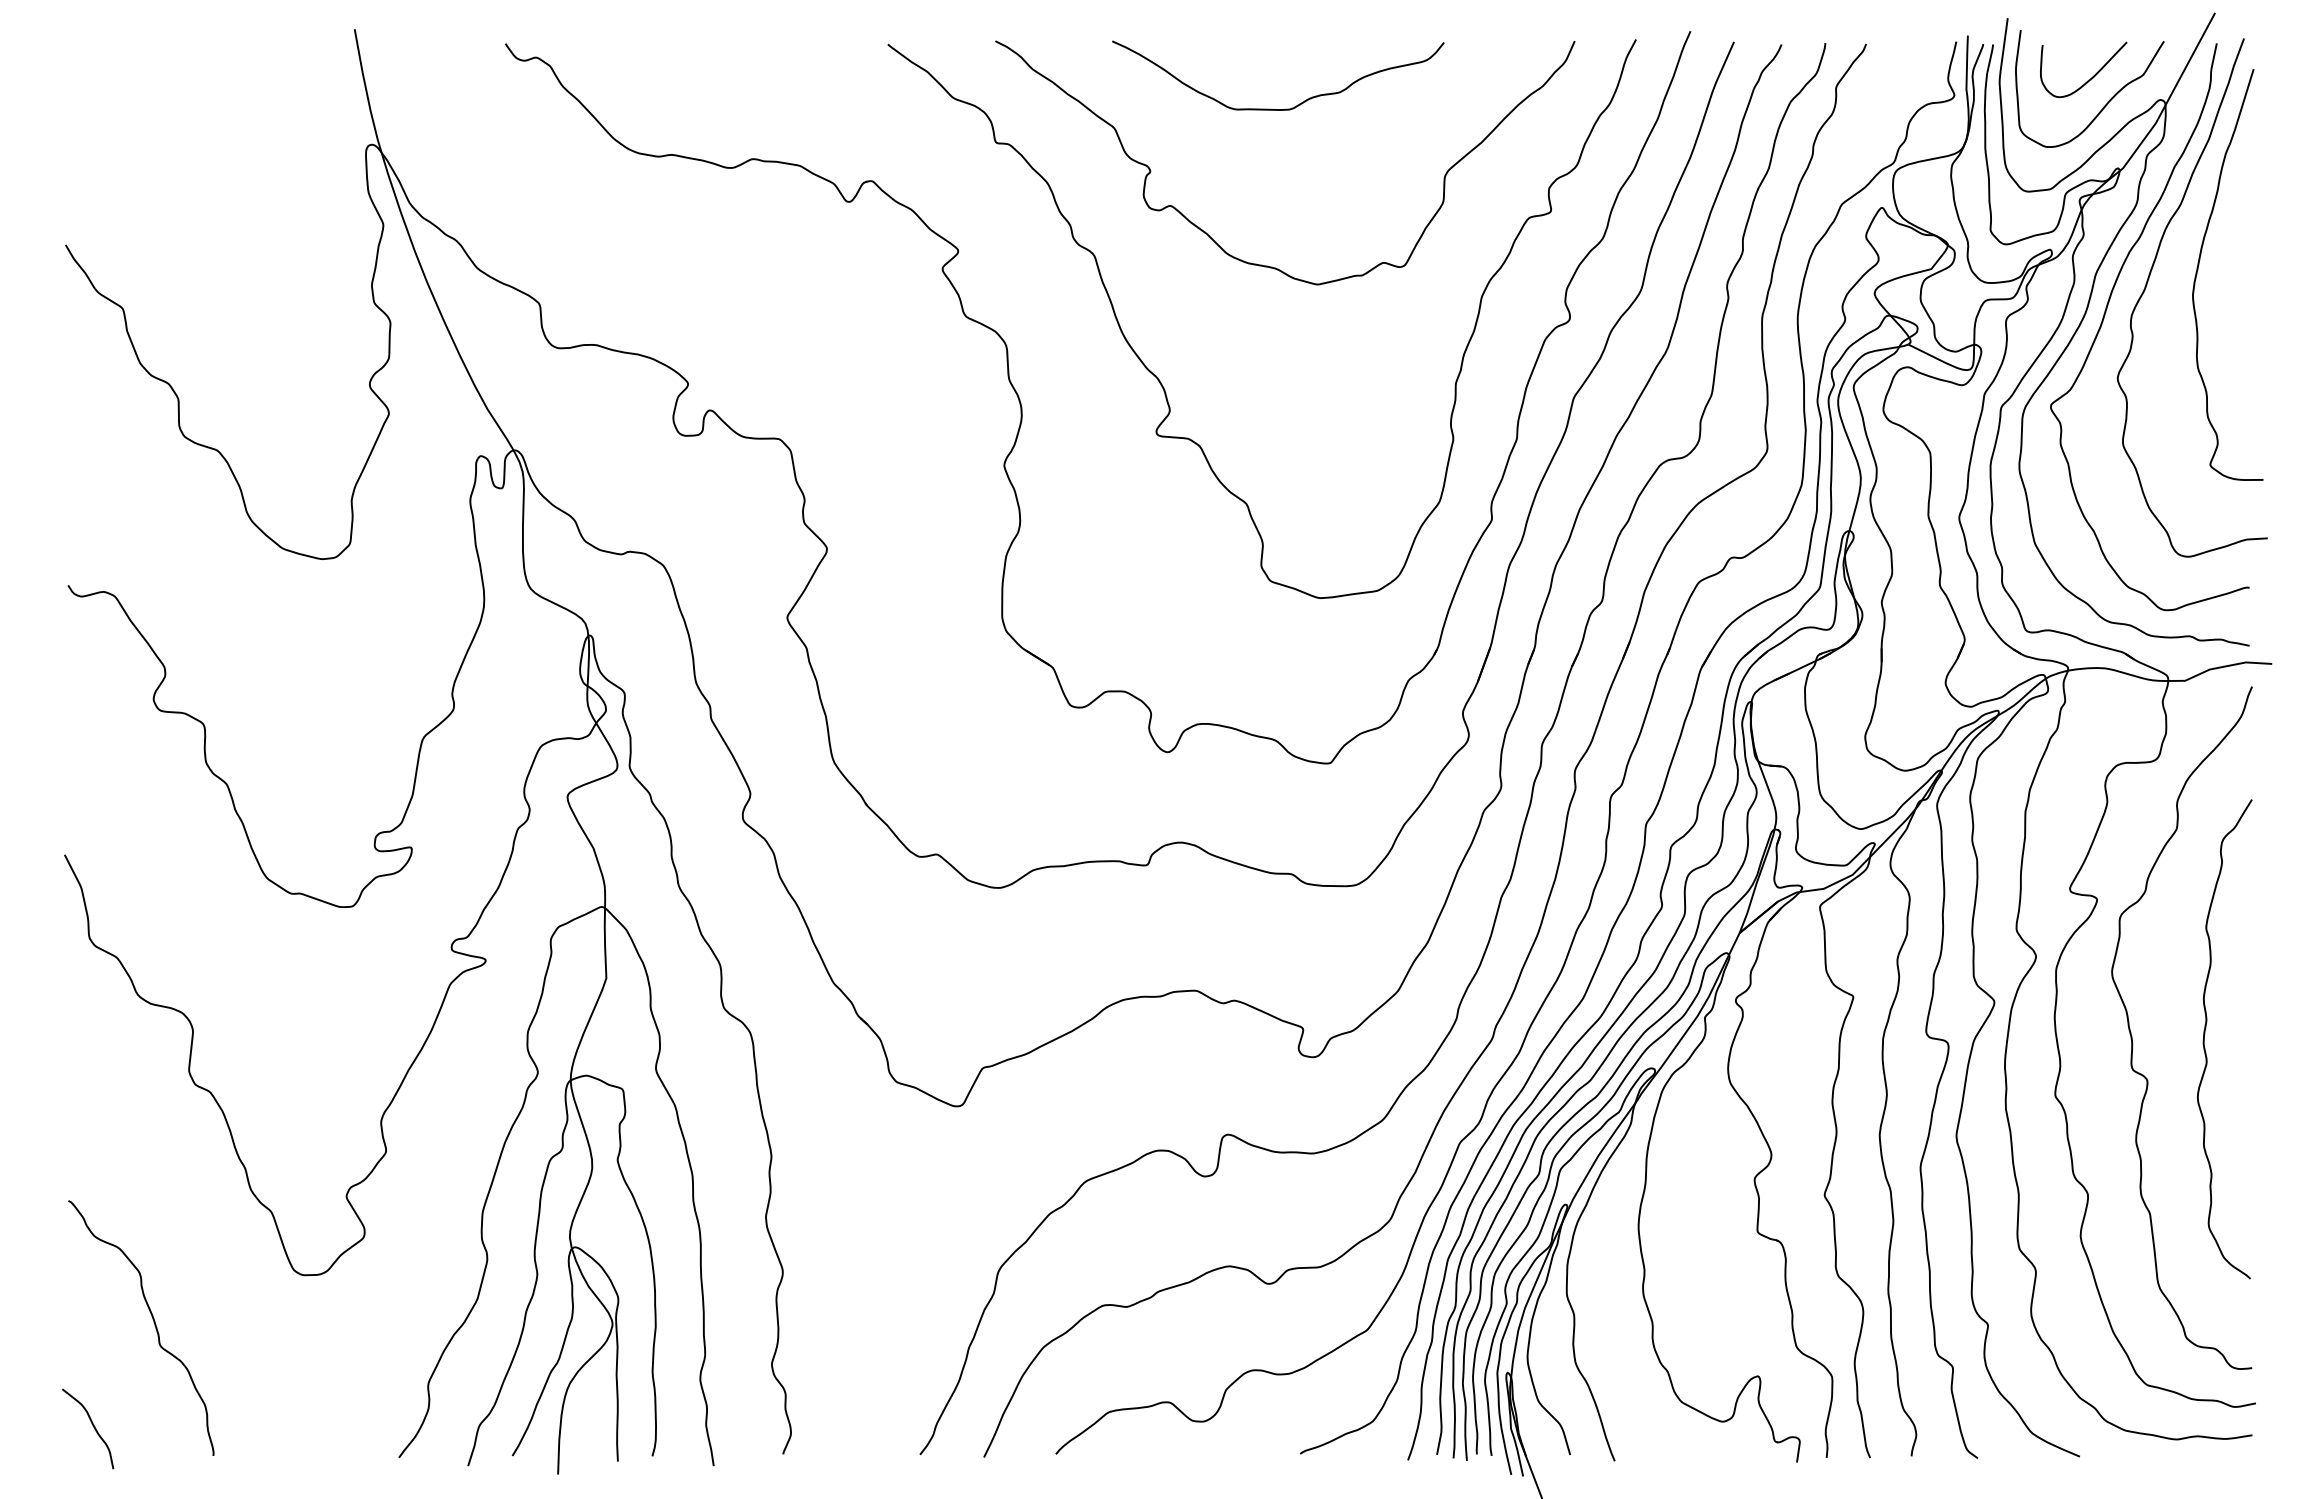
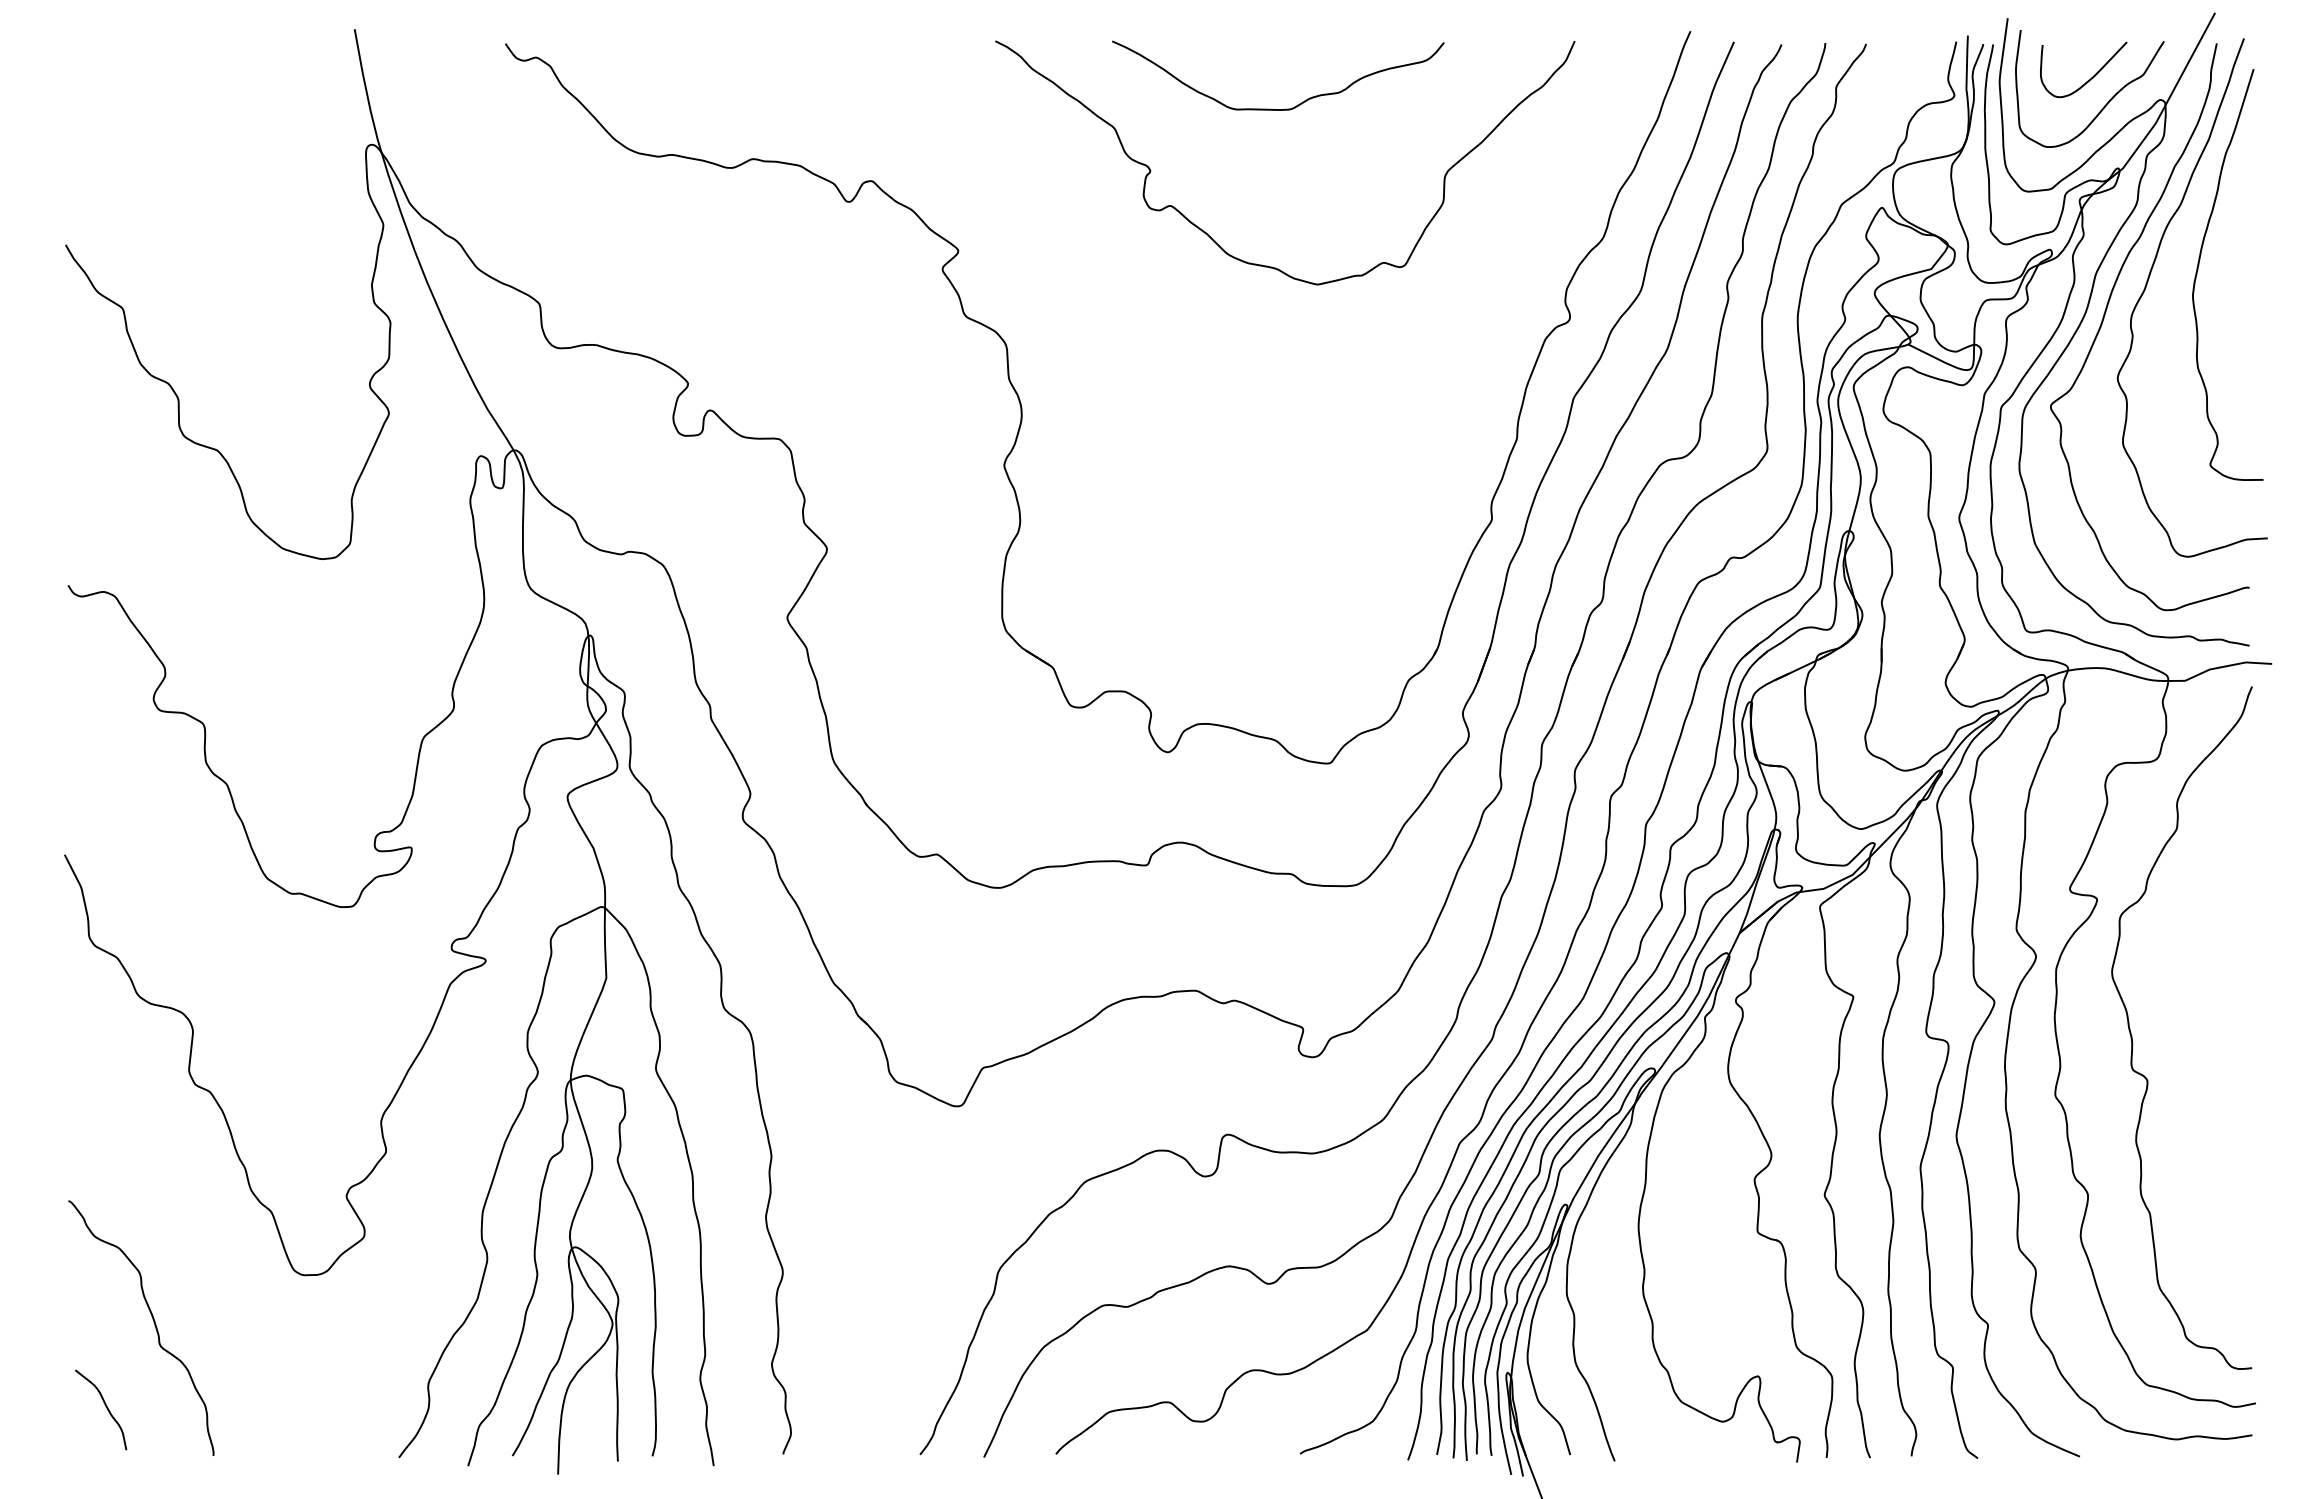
curve: present -> none (1160, 380)
curve: present -> none (2205, 1033)
curve position: (92, 1425) -> (105, 1406) (105, 1406)
